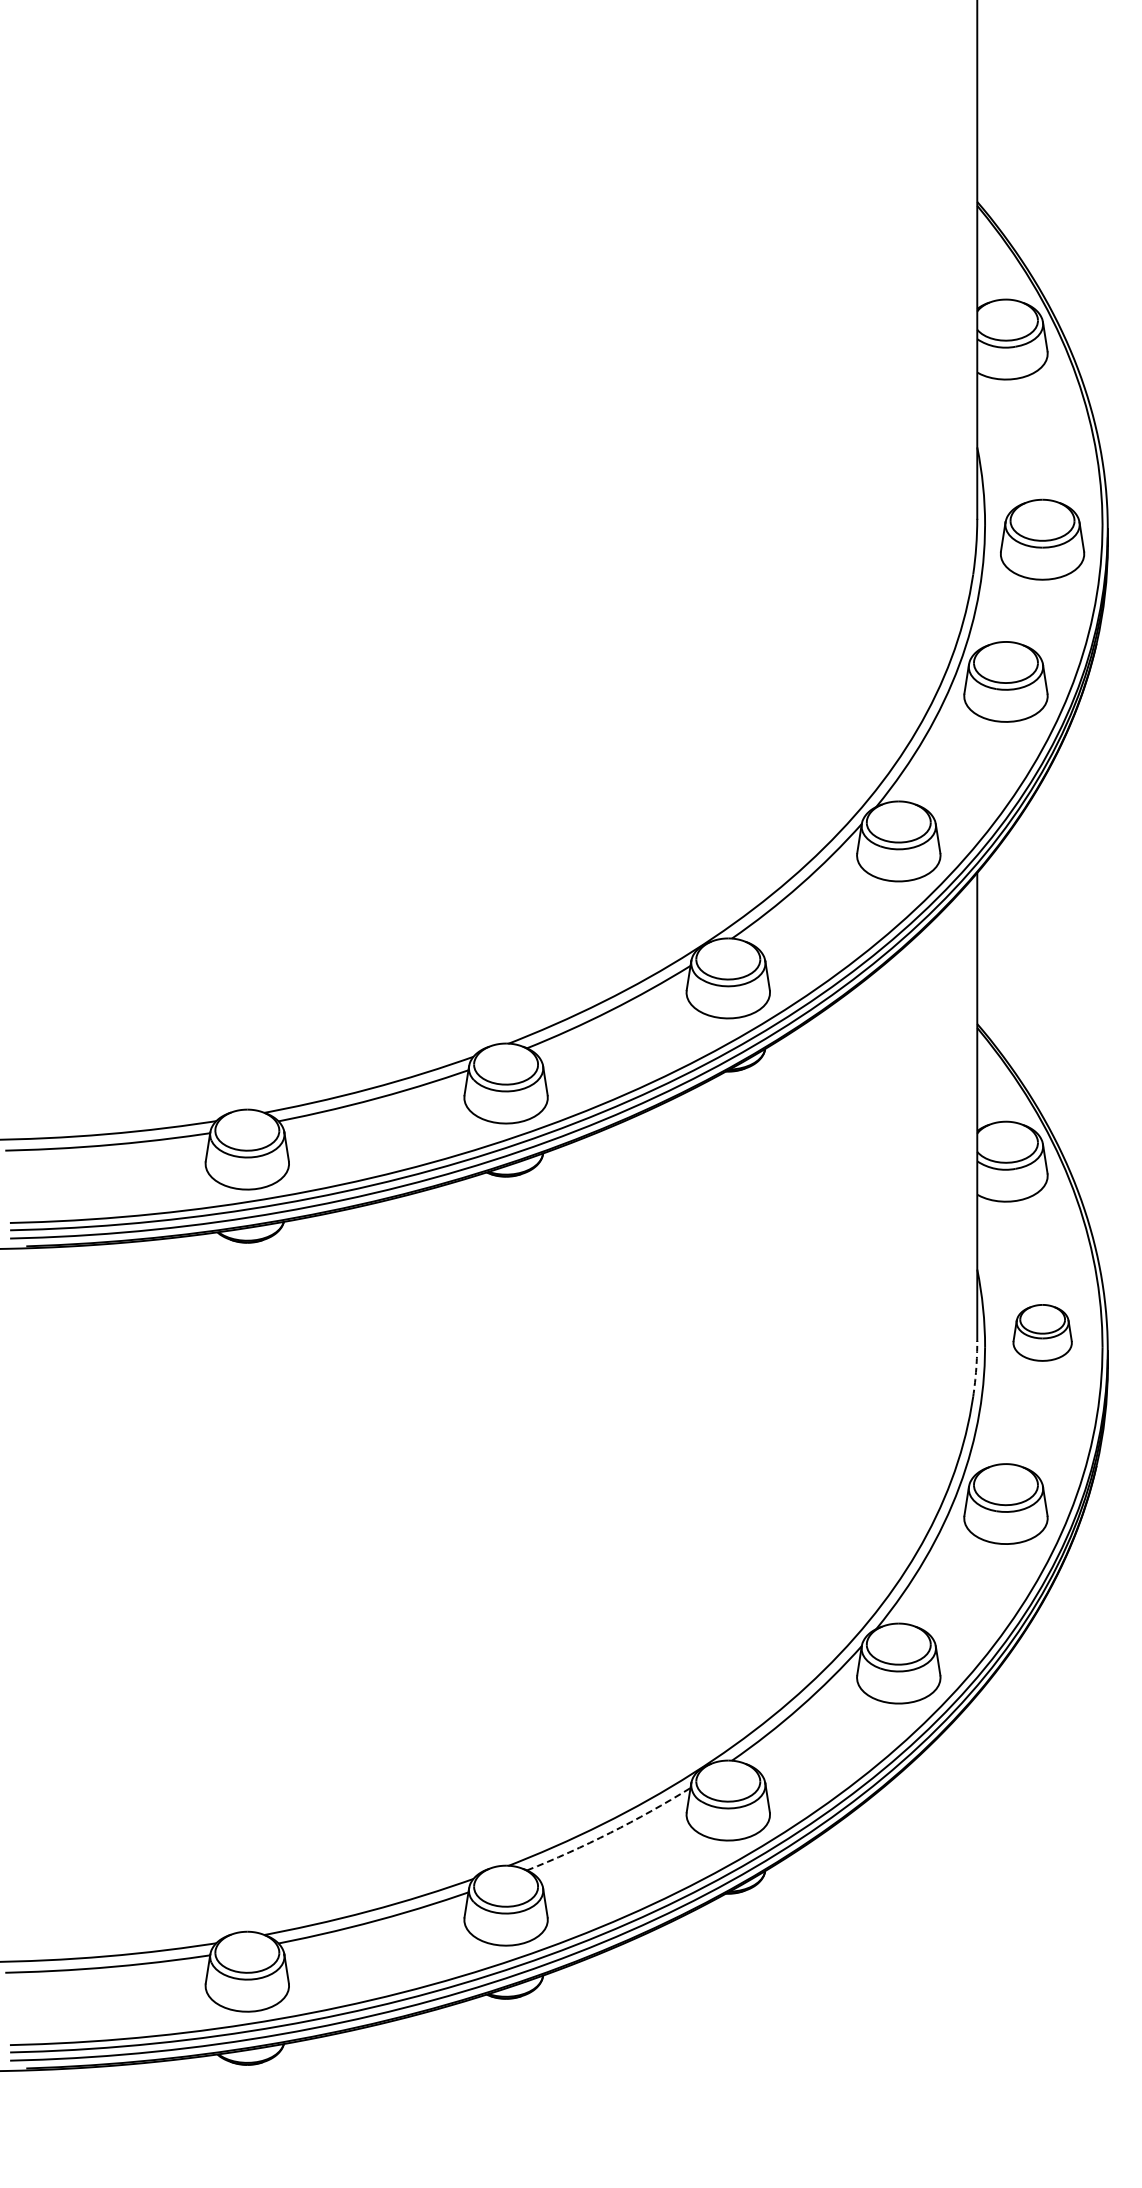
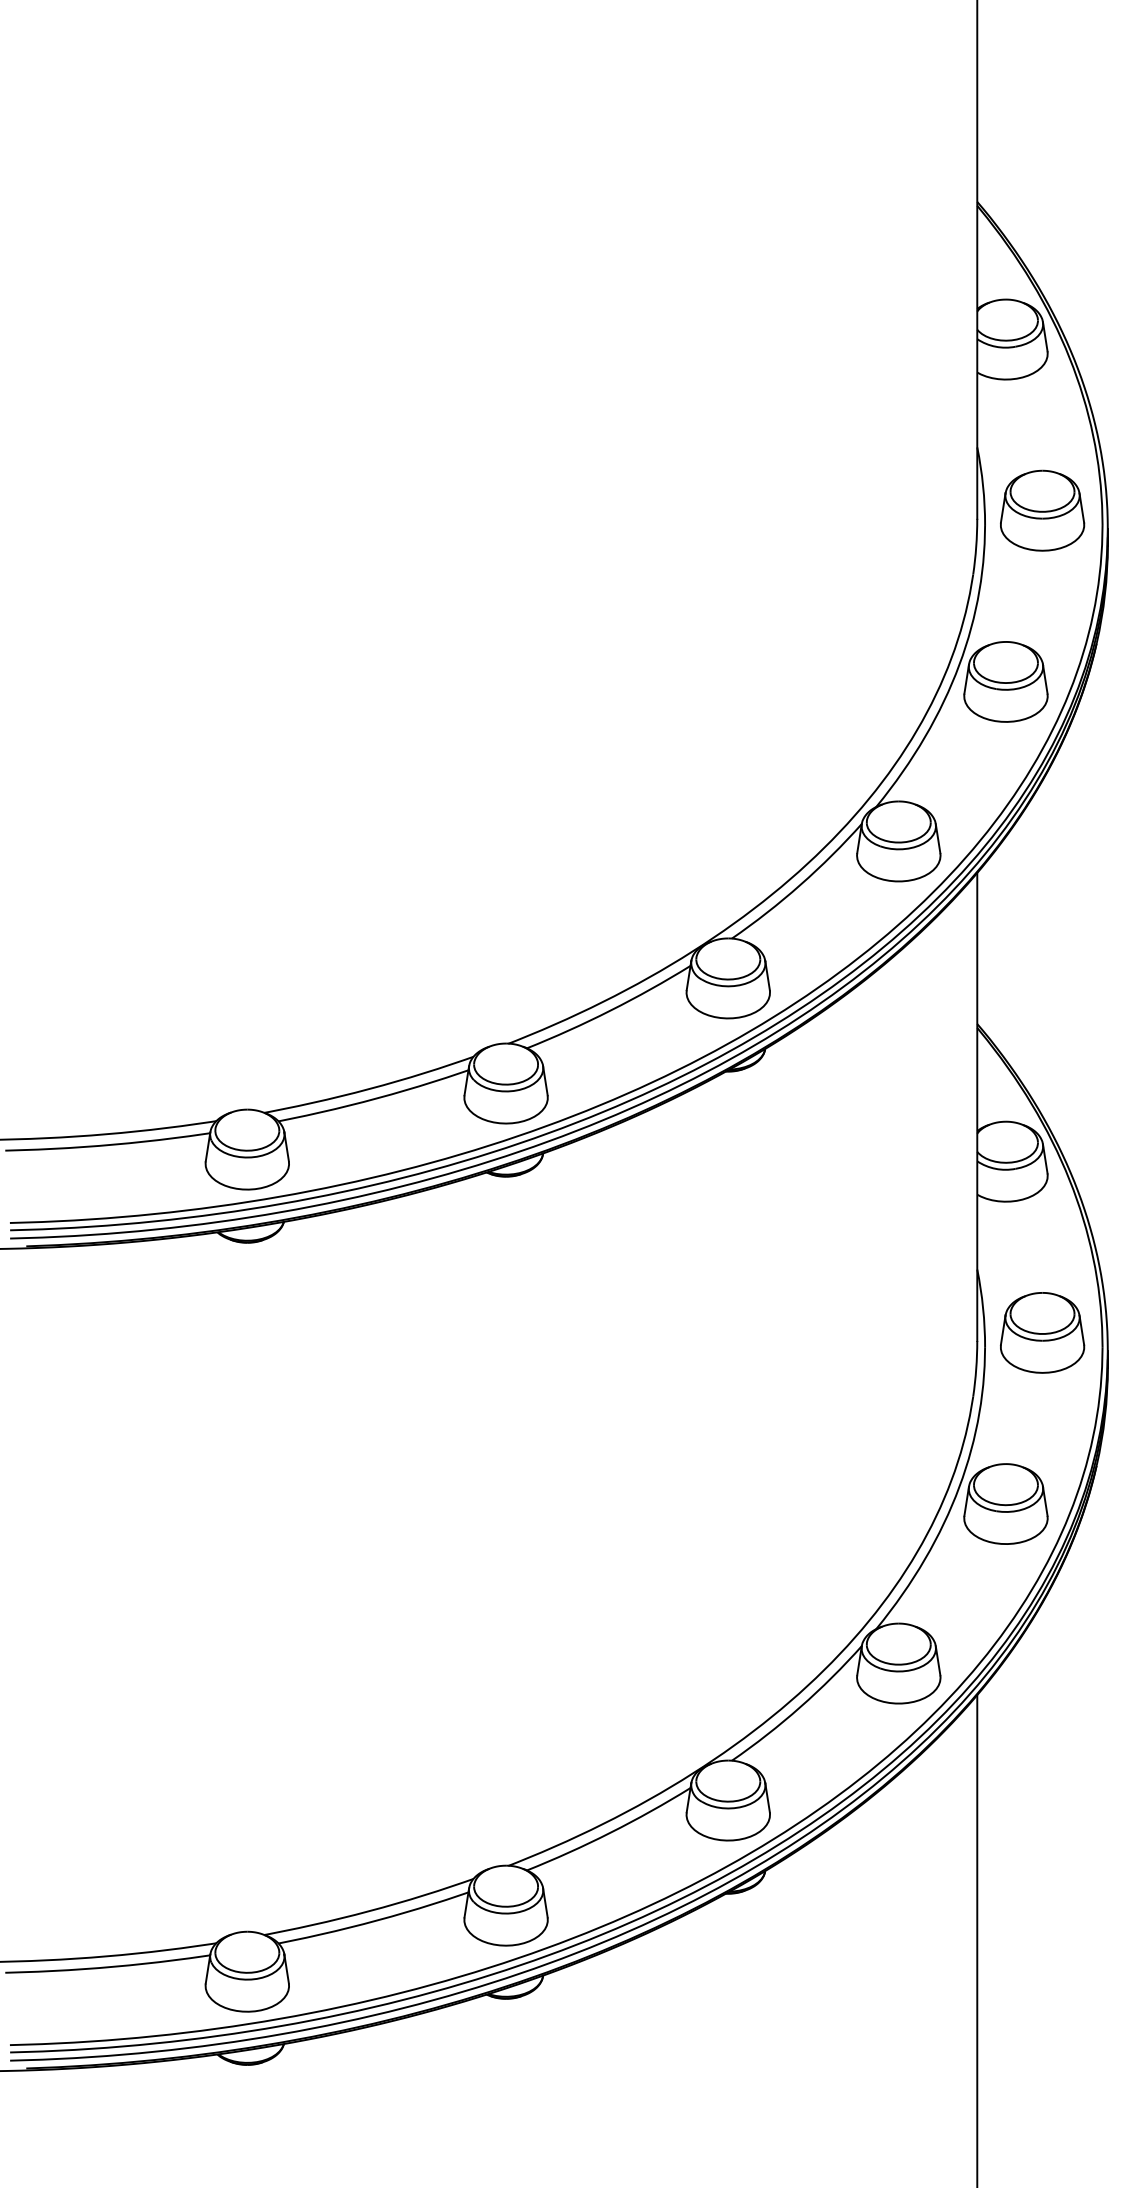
part position: (1042, 539) -> (1042, 510) (1042, 510)
part size: 61x58 px -> 86x82 px (1042, 1332)
arc: dashed -> solid (976, 1368)
arc: dashed -> solid (610, 1832)
line: none -> present (977, 1939)
